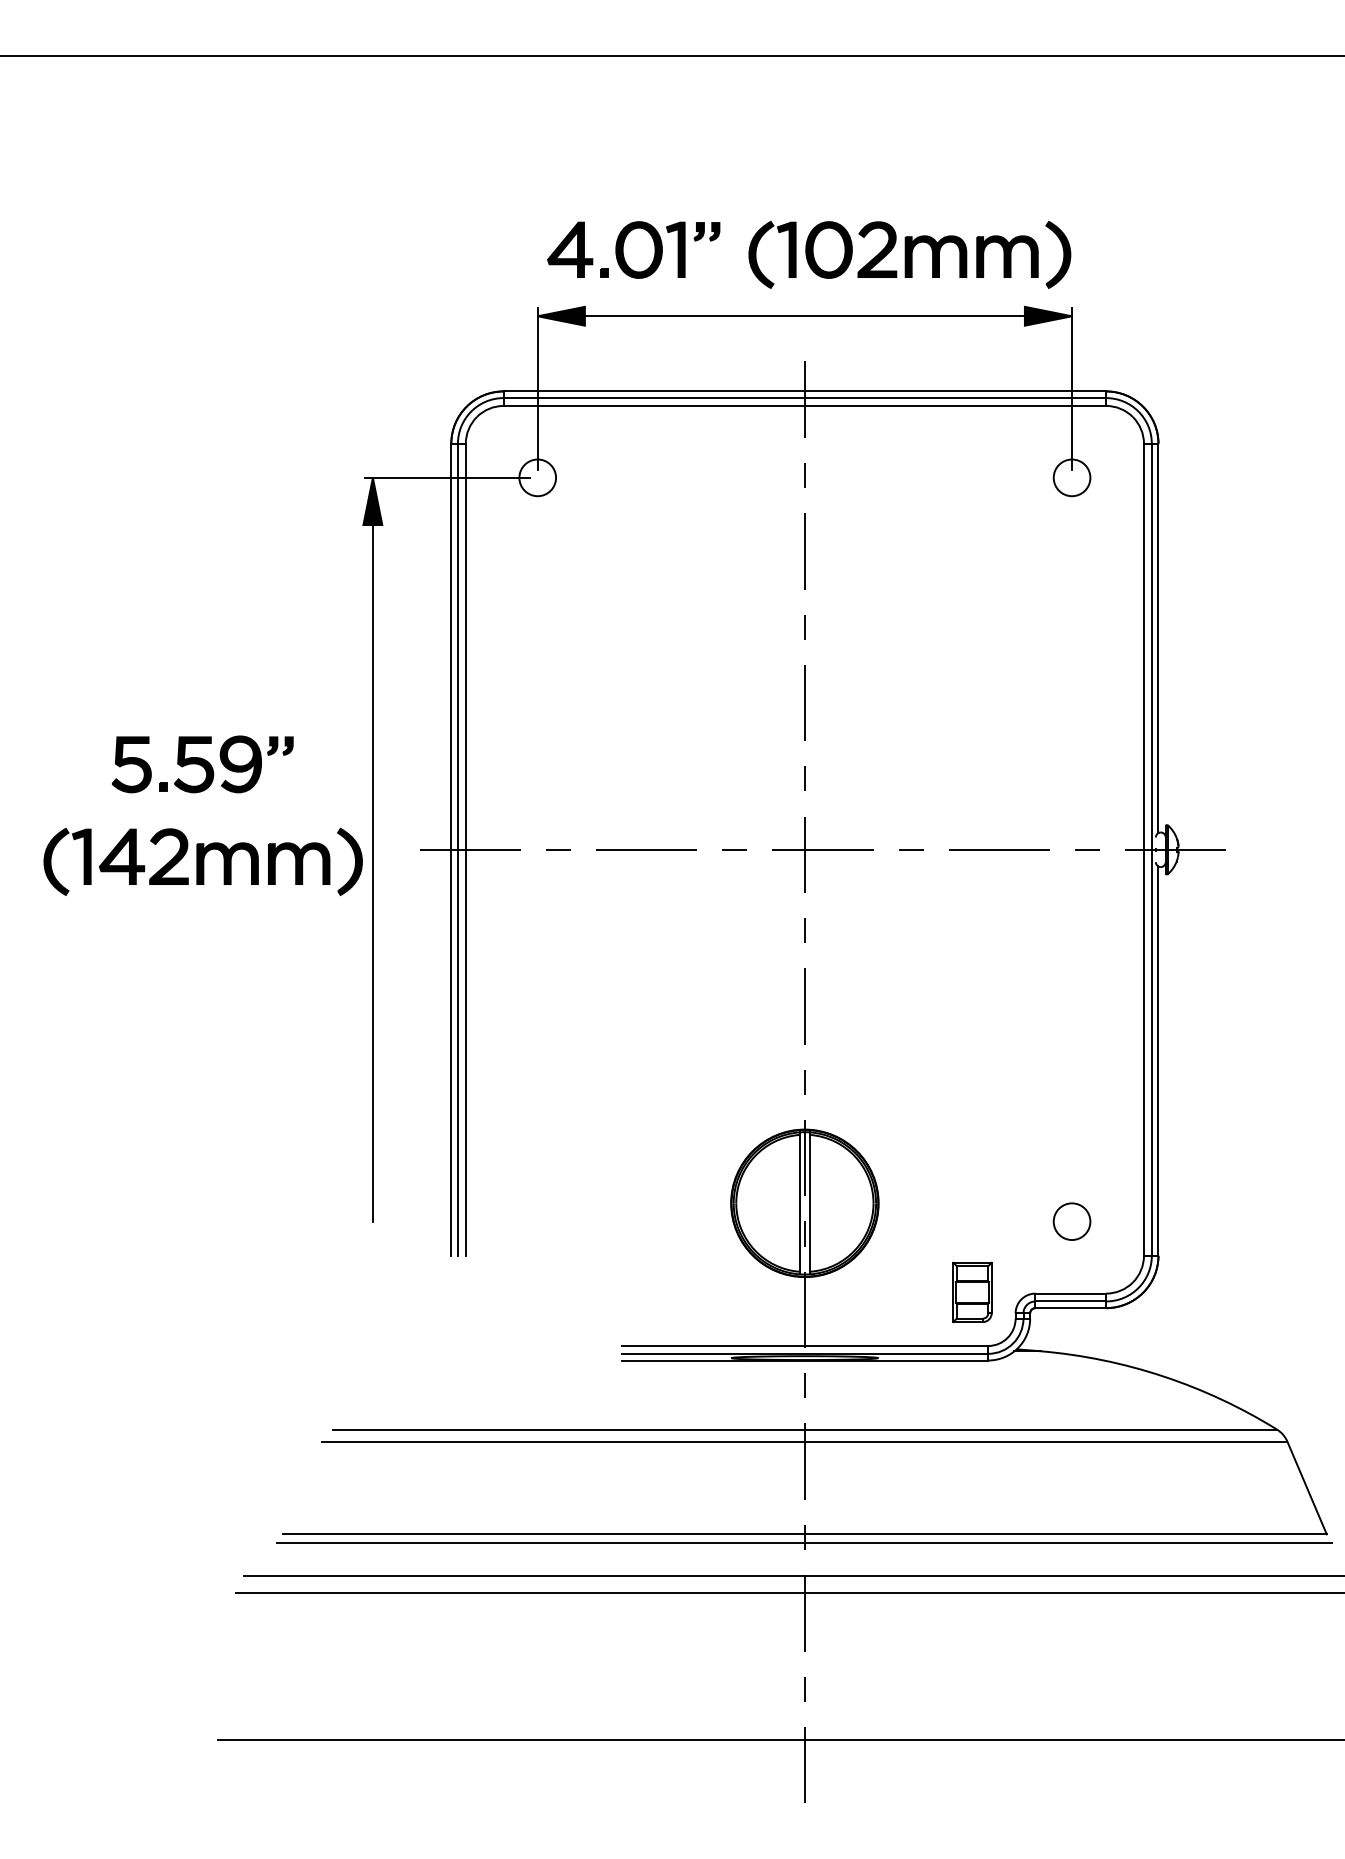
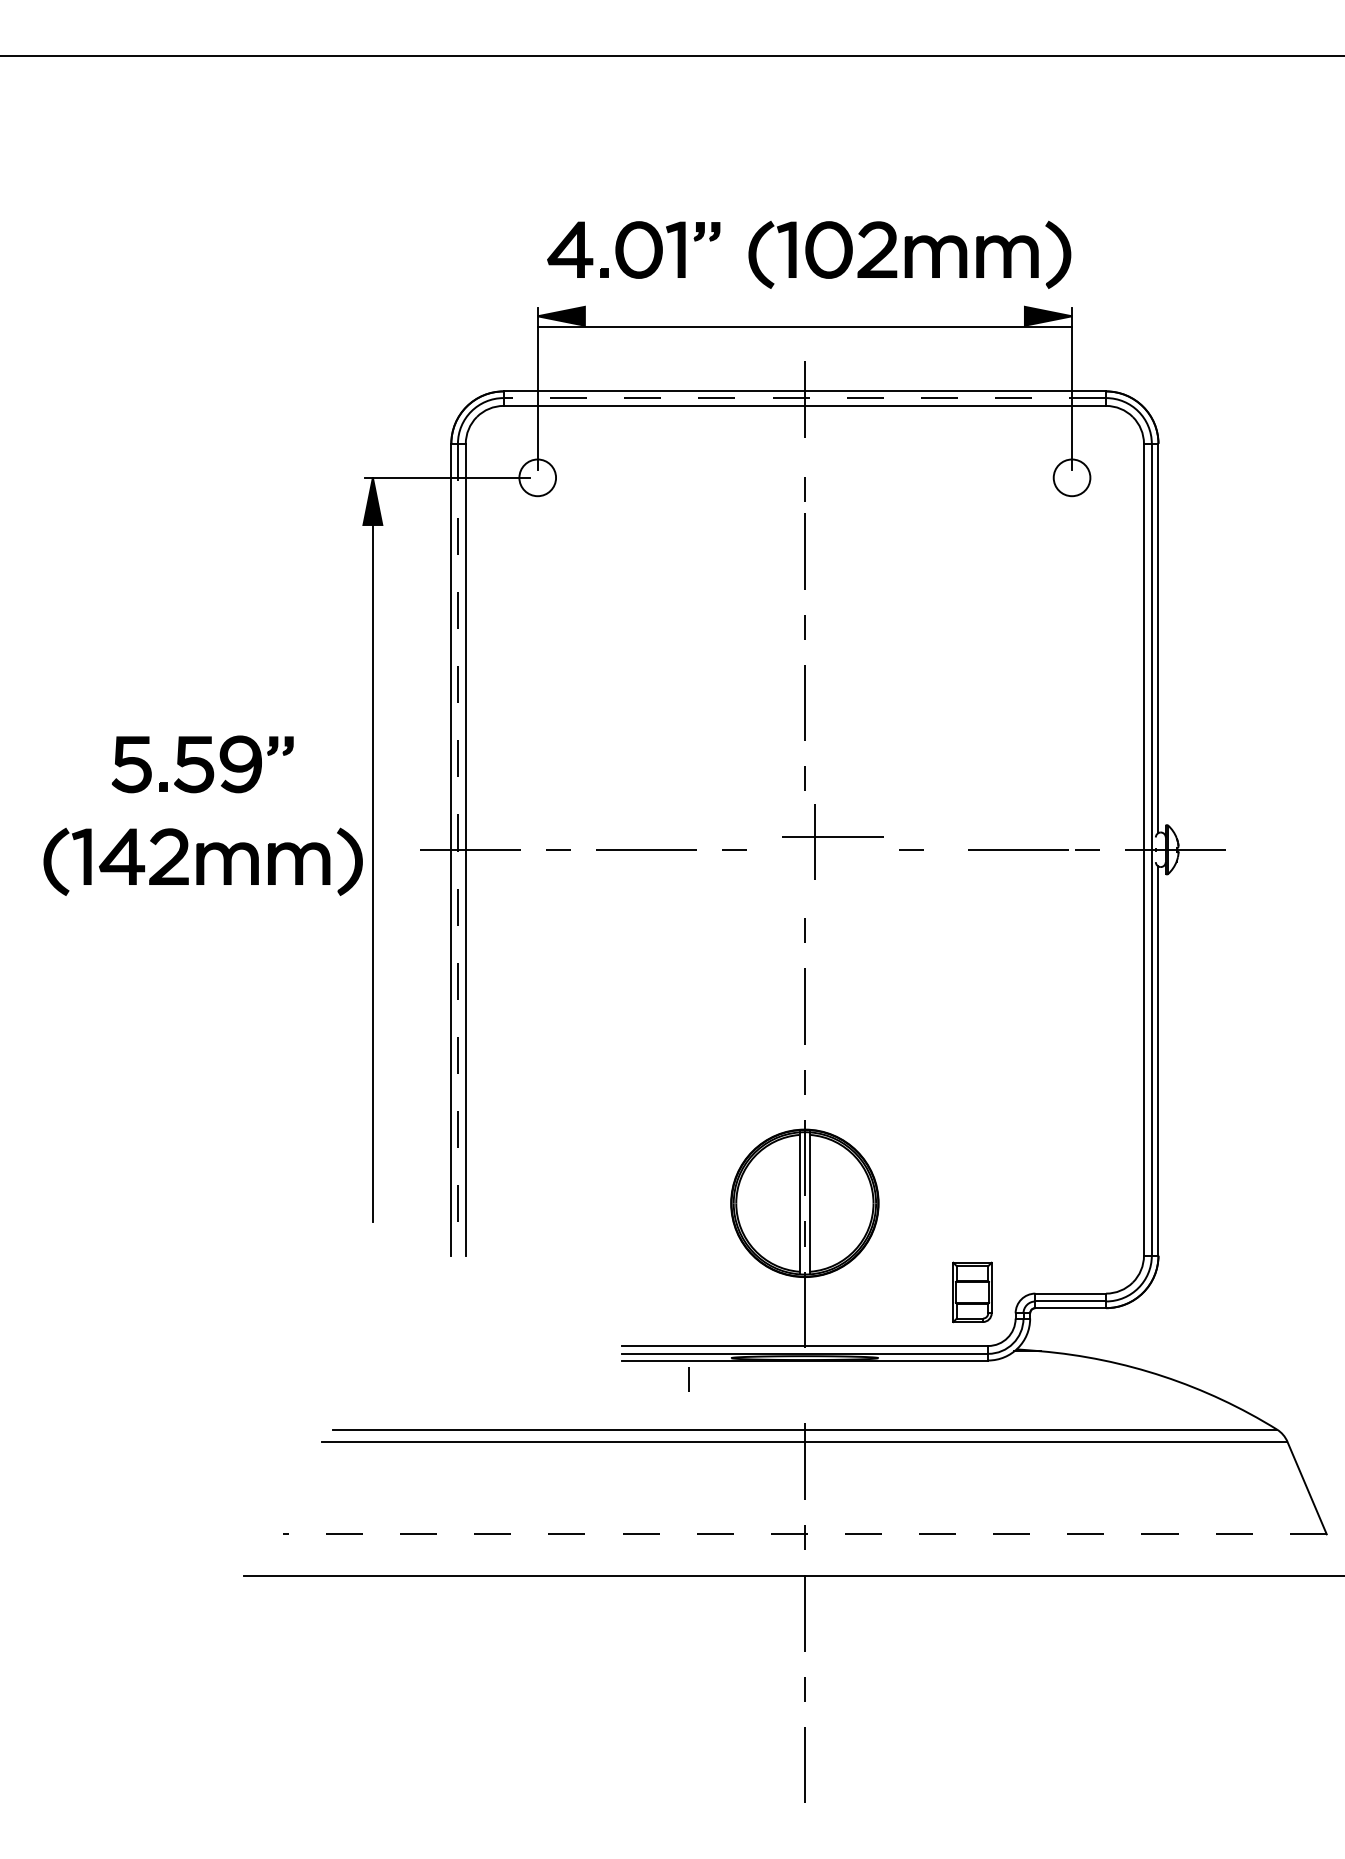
line position: (804, 316) -> (804, 327) (804, 327)
line: solid -> dashed (804, 398)
line position: (804, 475) -> (804, 489) (804, 489)
line: solid -> dashed (457, 849)
line position: (999, 849) -> (1018, 849) (1018, 849)
part position: (822, 854) -> (832, 841) (832, 841)
part: present -> none (1071, 1221)
line position: (804, 1385) -> (688, 1379) (688, 1379)
line: solid -> dashed (804, 1534)
line: present -> none (804, 1542)
line: present -> none (788, 1593)
line: present -> none (779, 1740)
